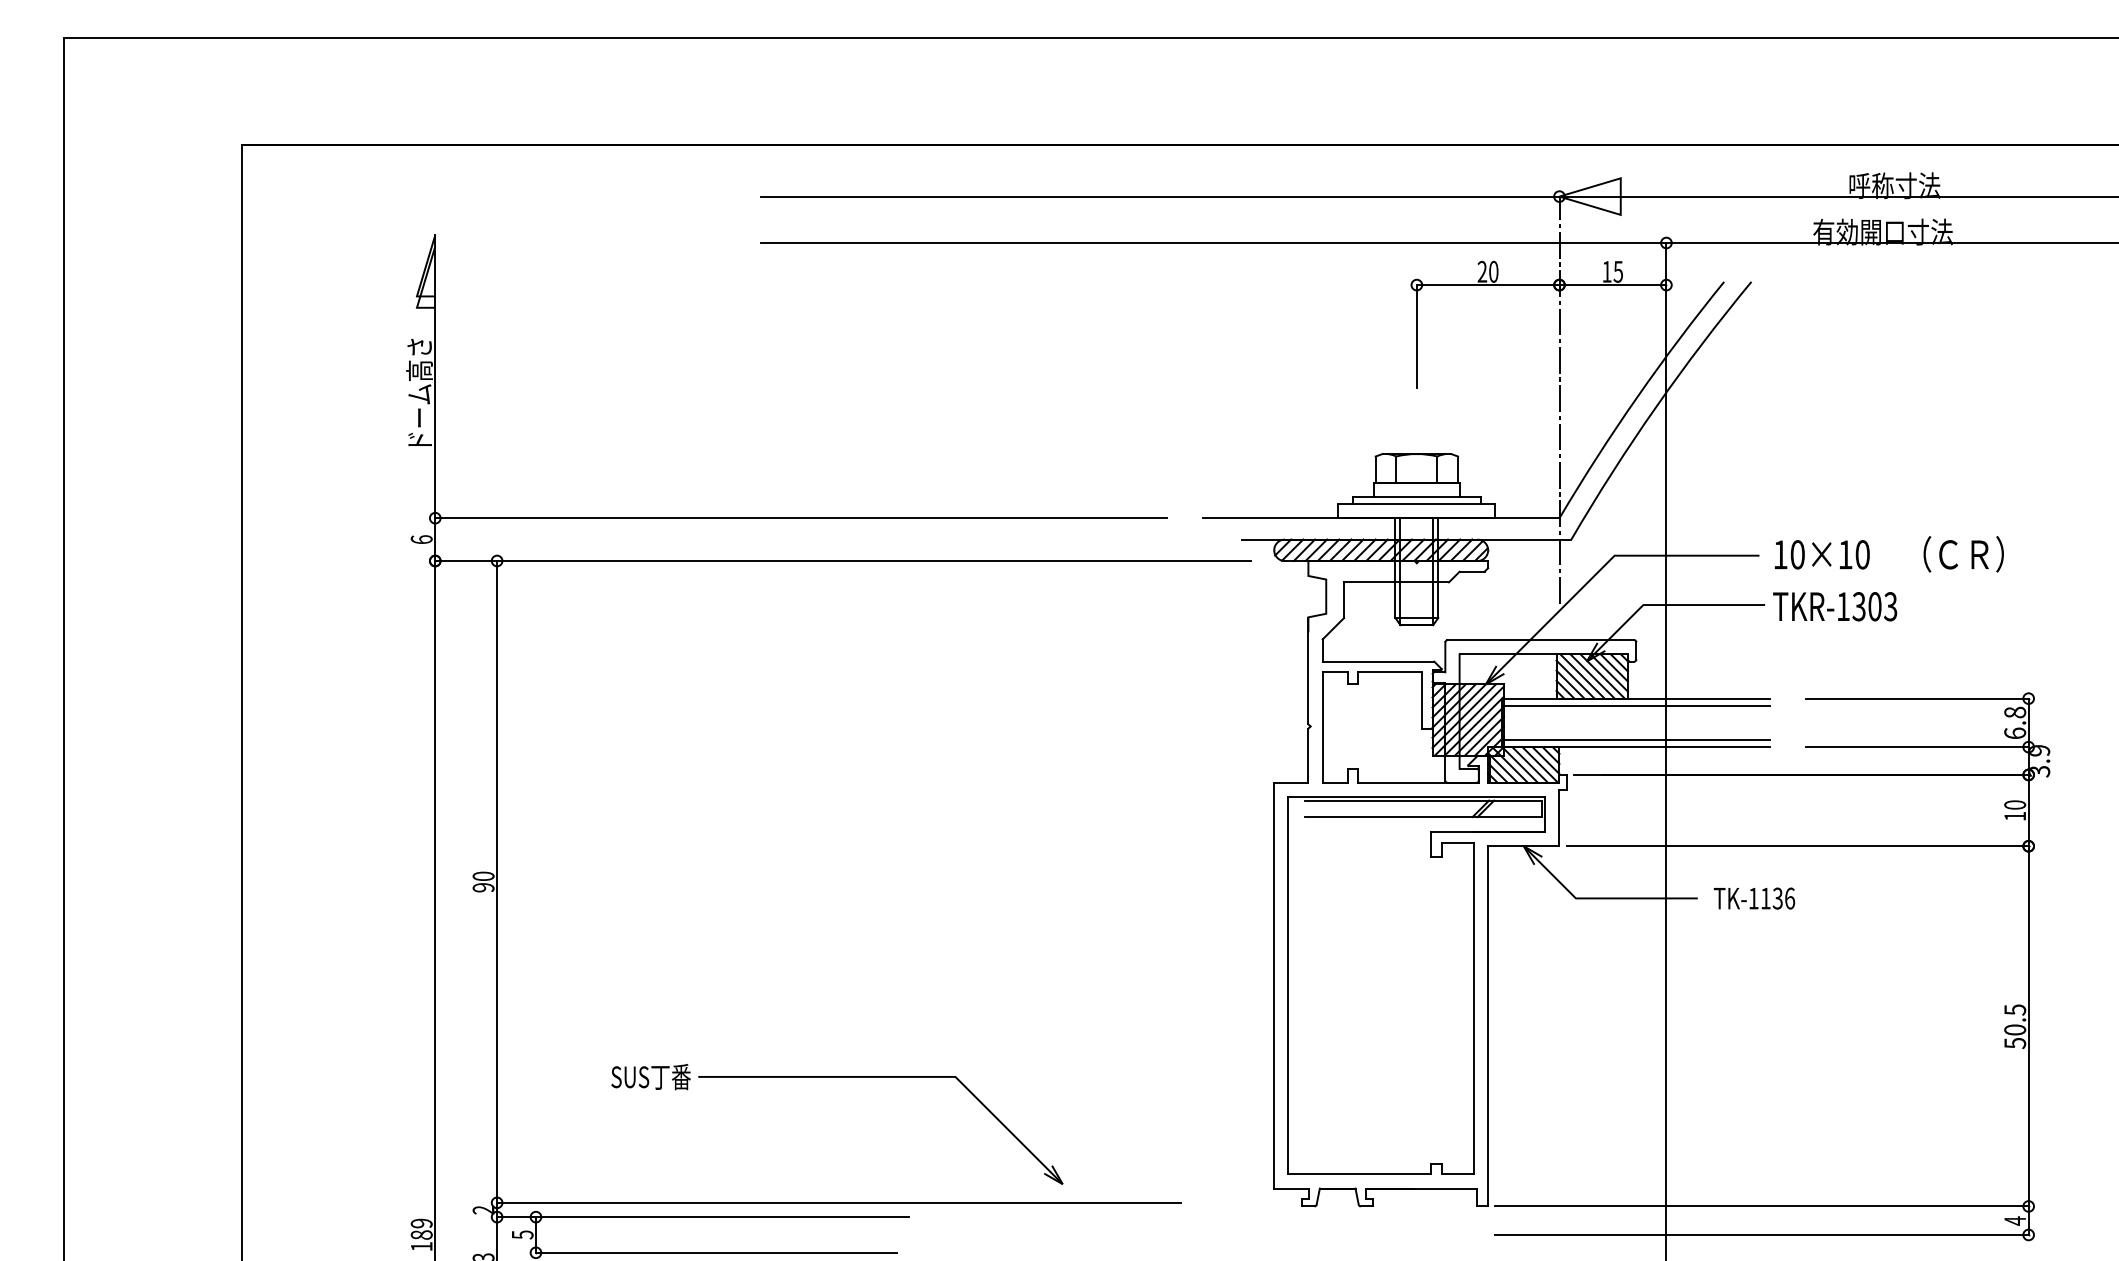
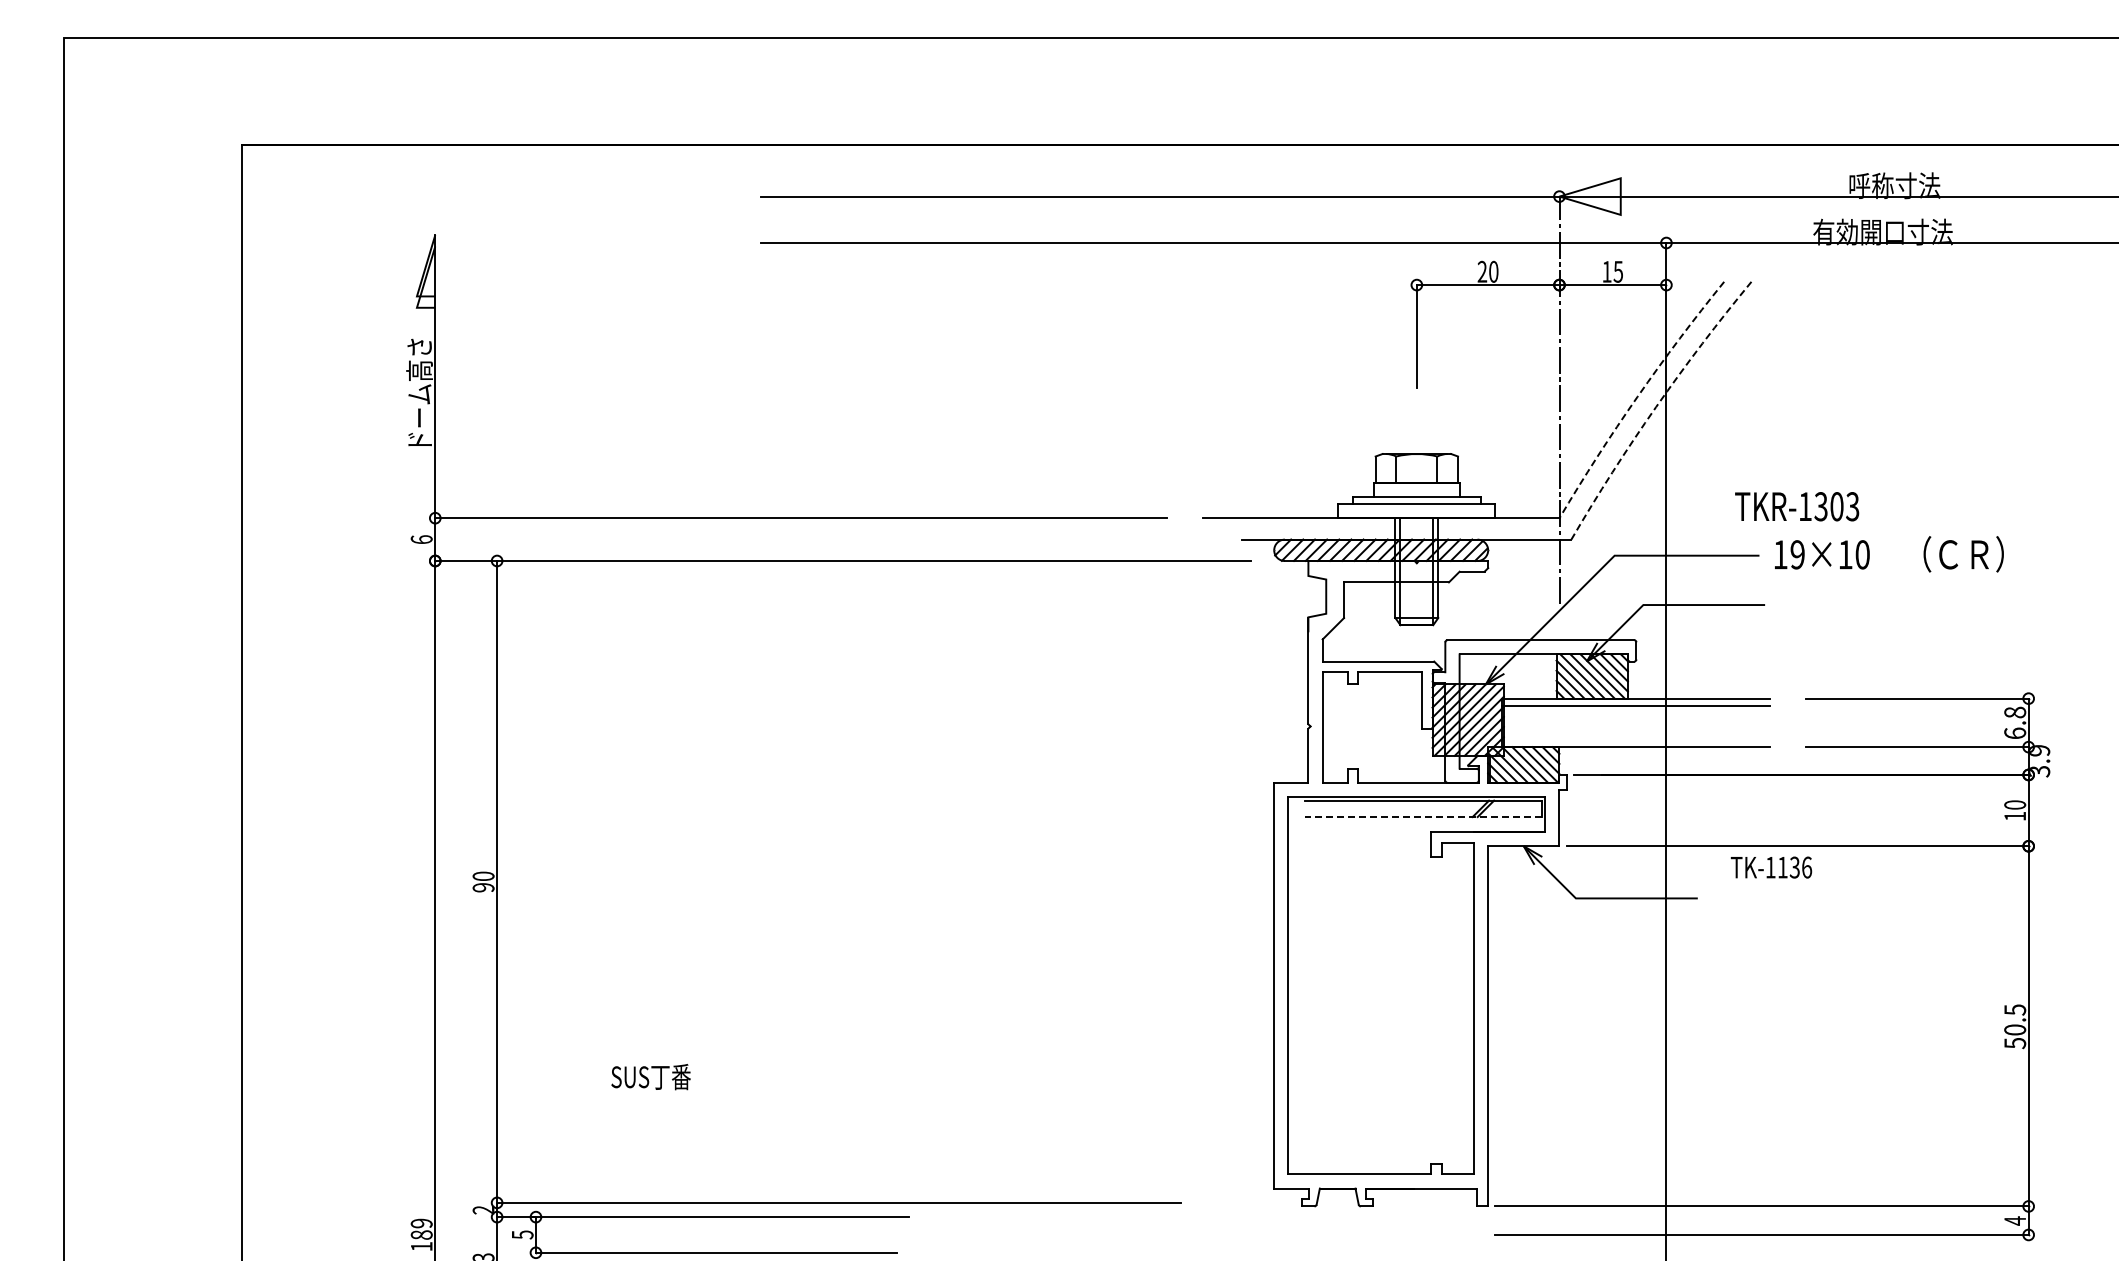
arc: solid -> dashed (1637, 396)
arc: solid -> dashed (1656, 407)
text: 10×10 -> 19×10 (1797, 554)
text position: (1835, 606) -> (1797, 506) (1797, 506)
line: present -> none (1636, 740)
line: solid -> dashed (1422, 817)
text position: (1754, 898) -> (1771, 867) (1771, 867)
part: present -> none (880, 1077)
